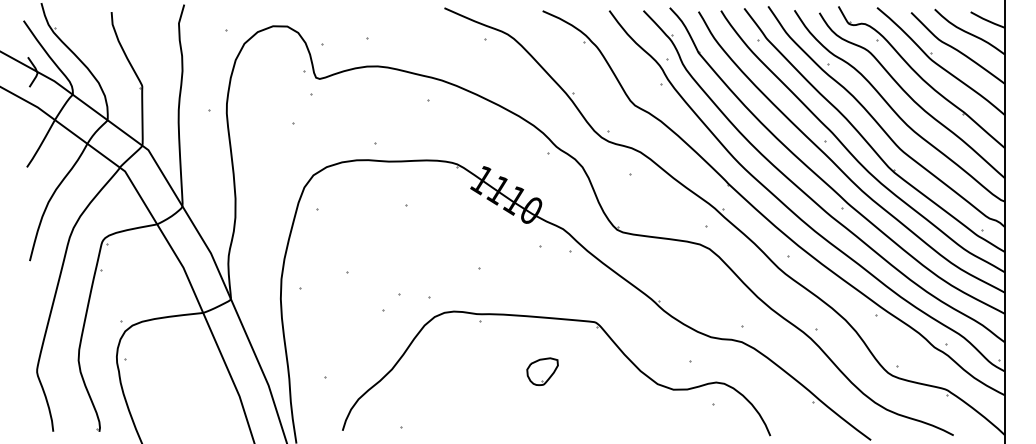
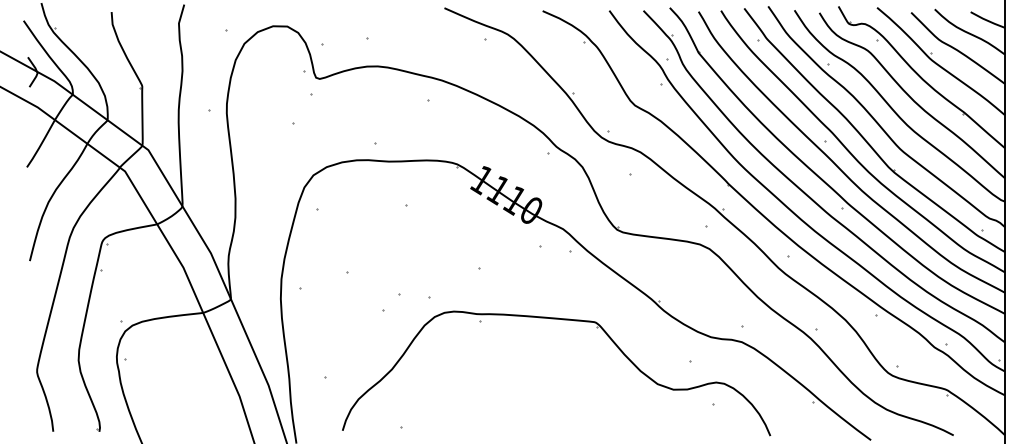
part: present -> none (542, 371)
